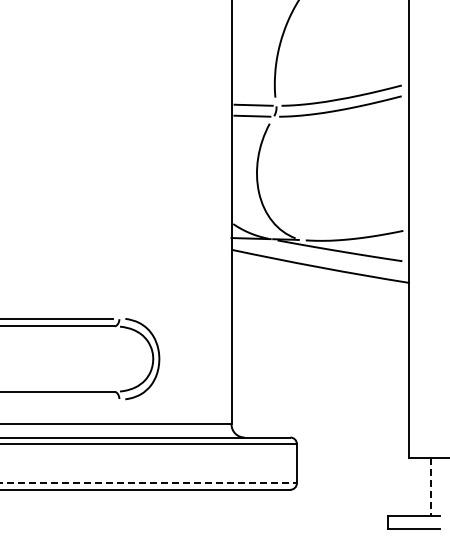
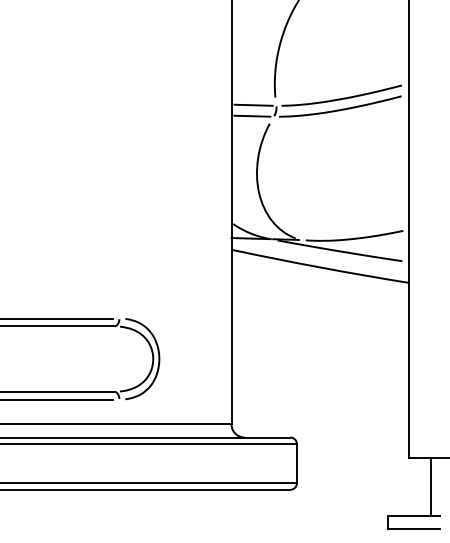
line: none -> present (57, 399)
line: dashed -> solid (148, 483)
line: dashed -> solid (431, 487)
